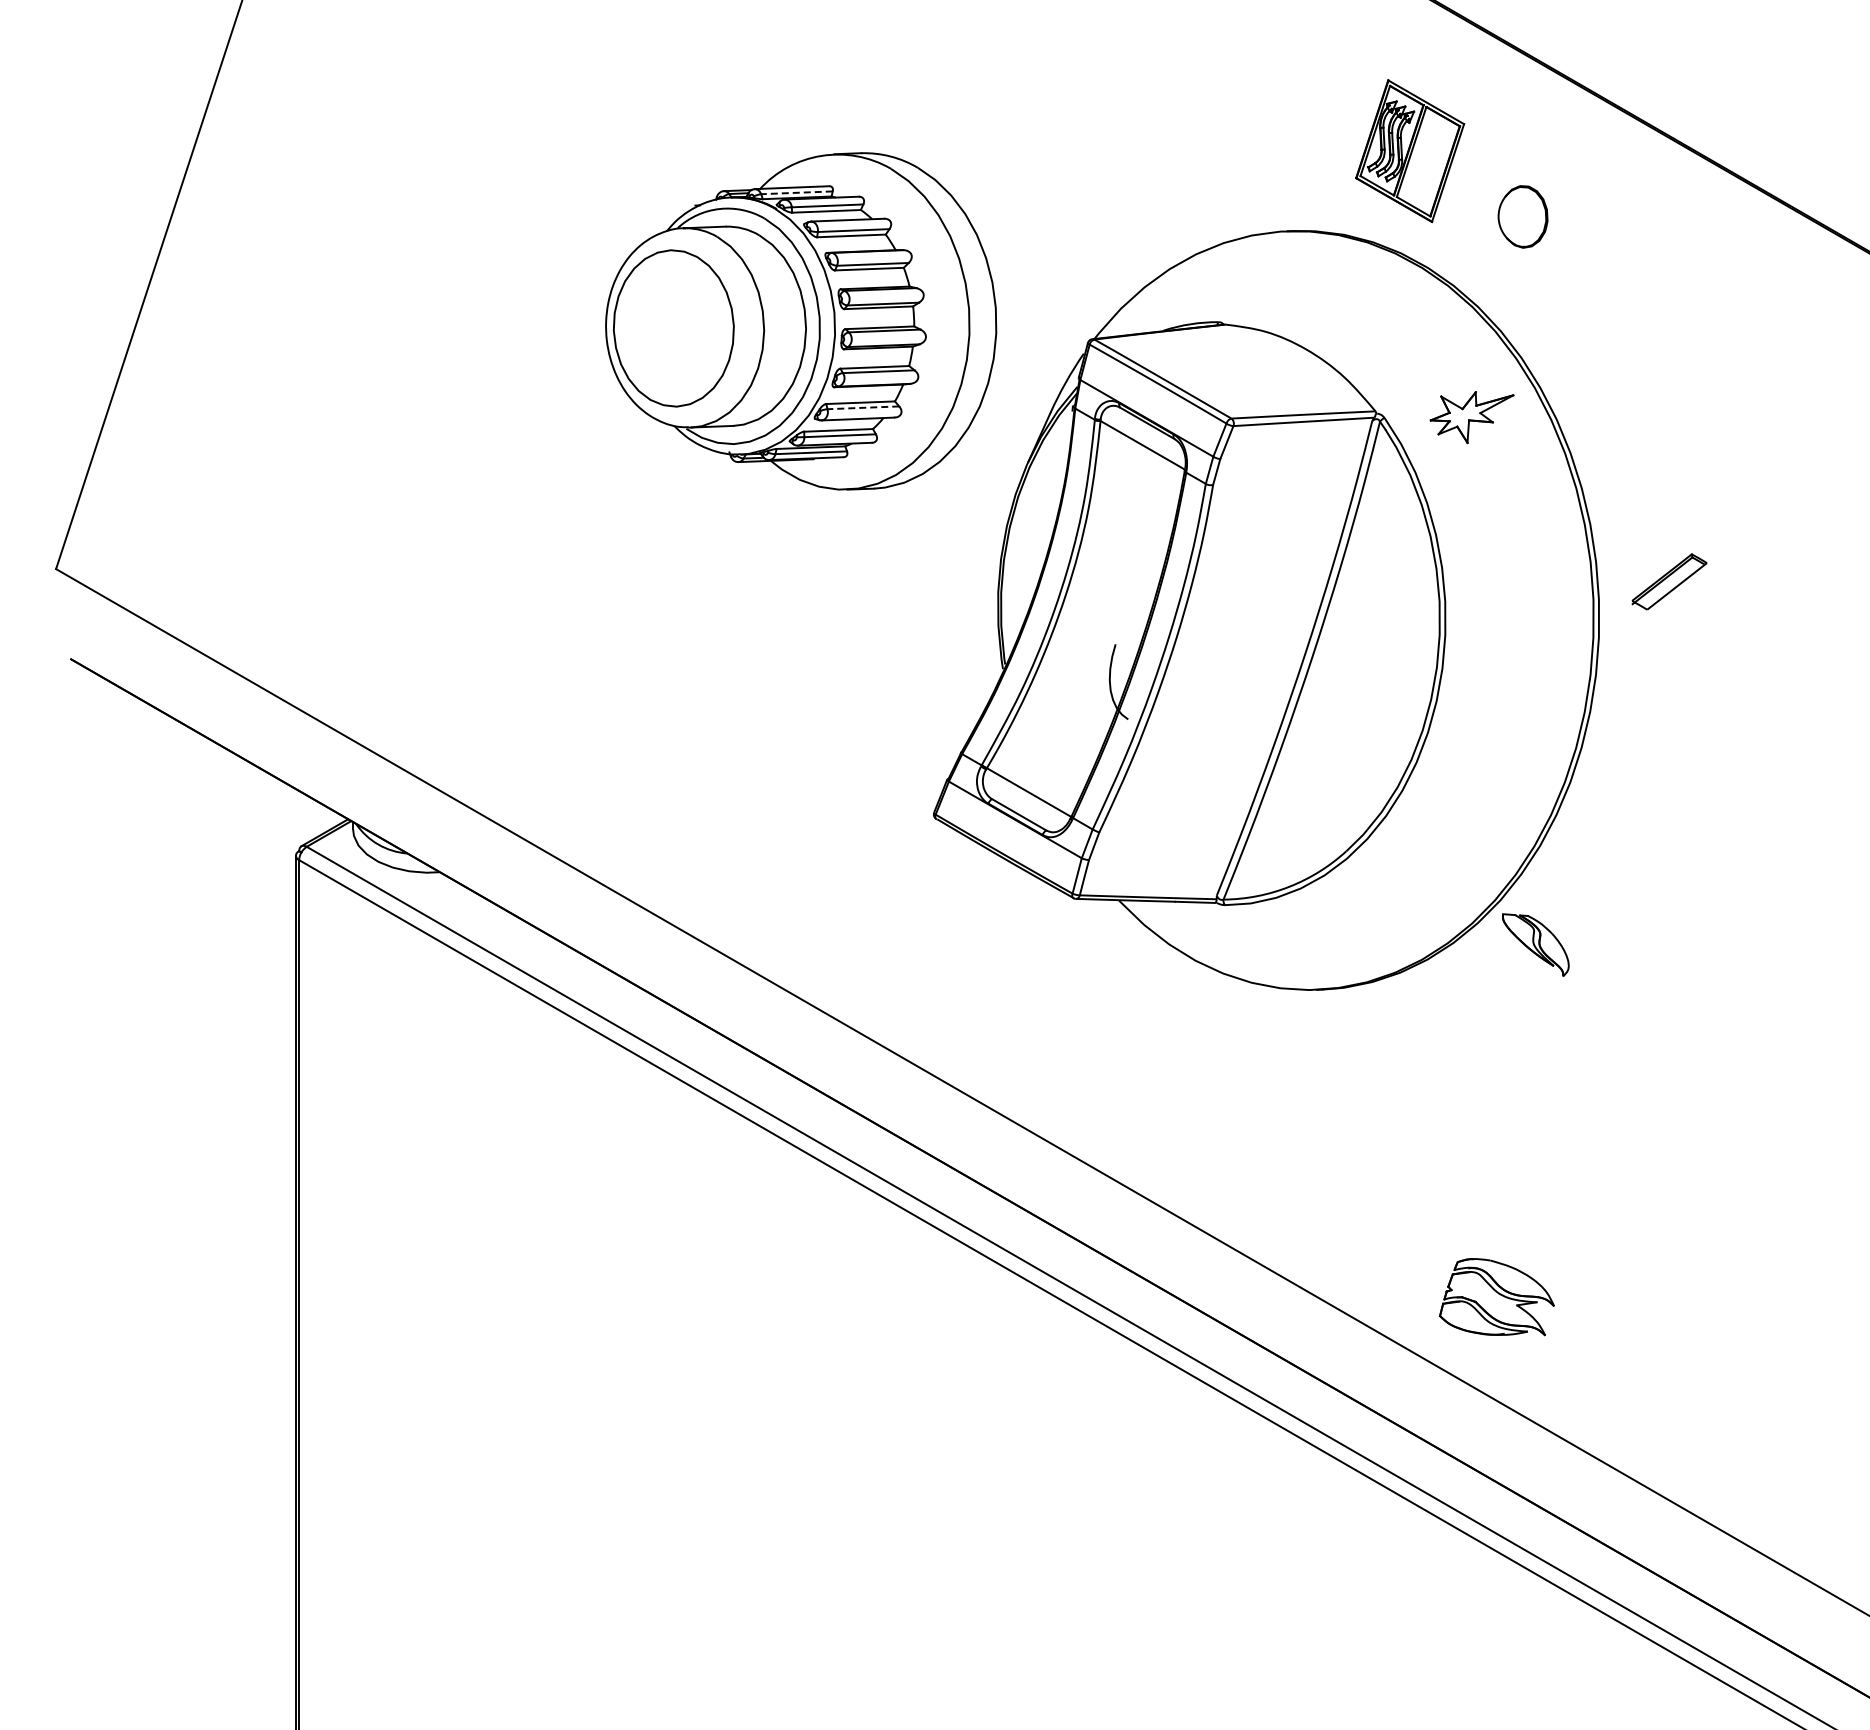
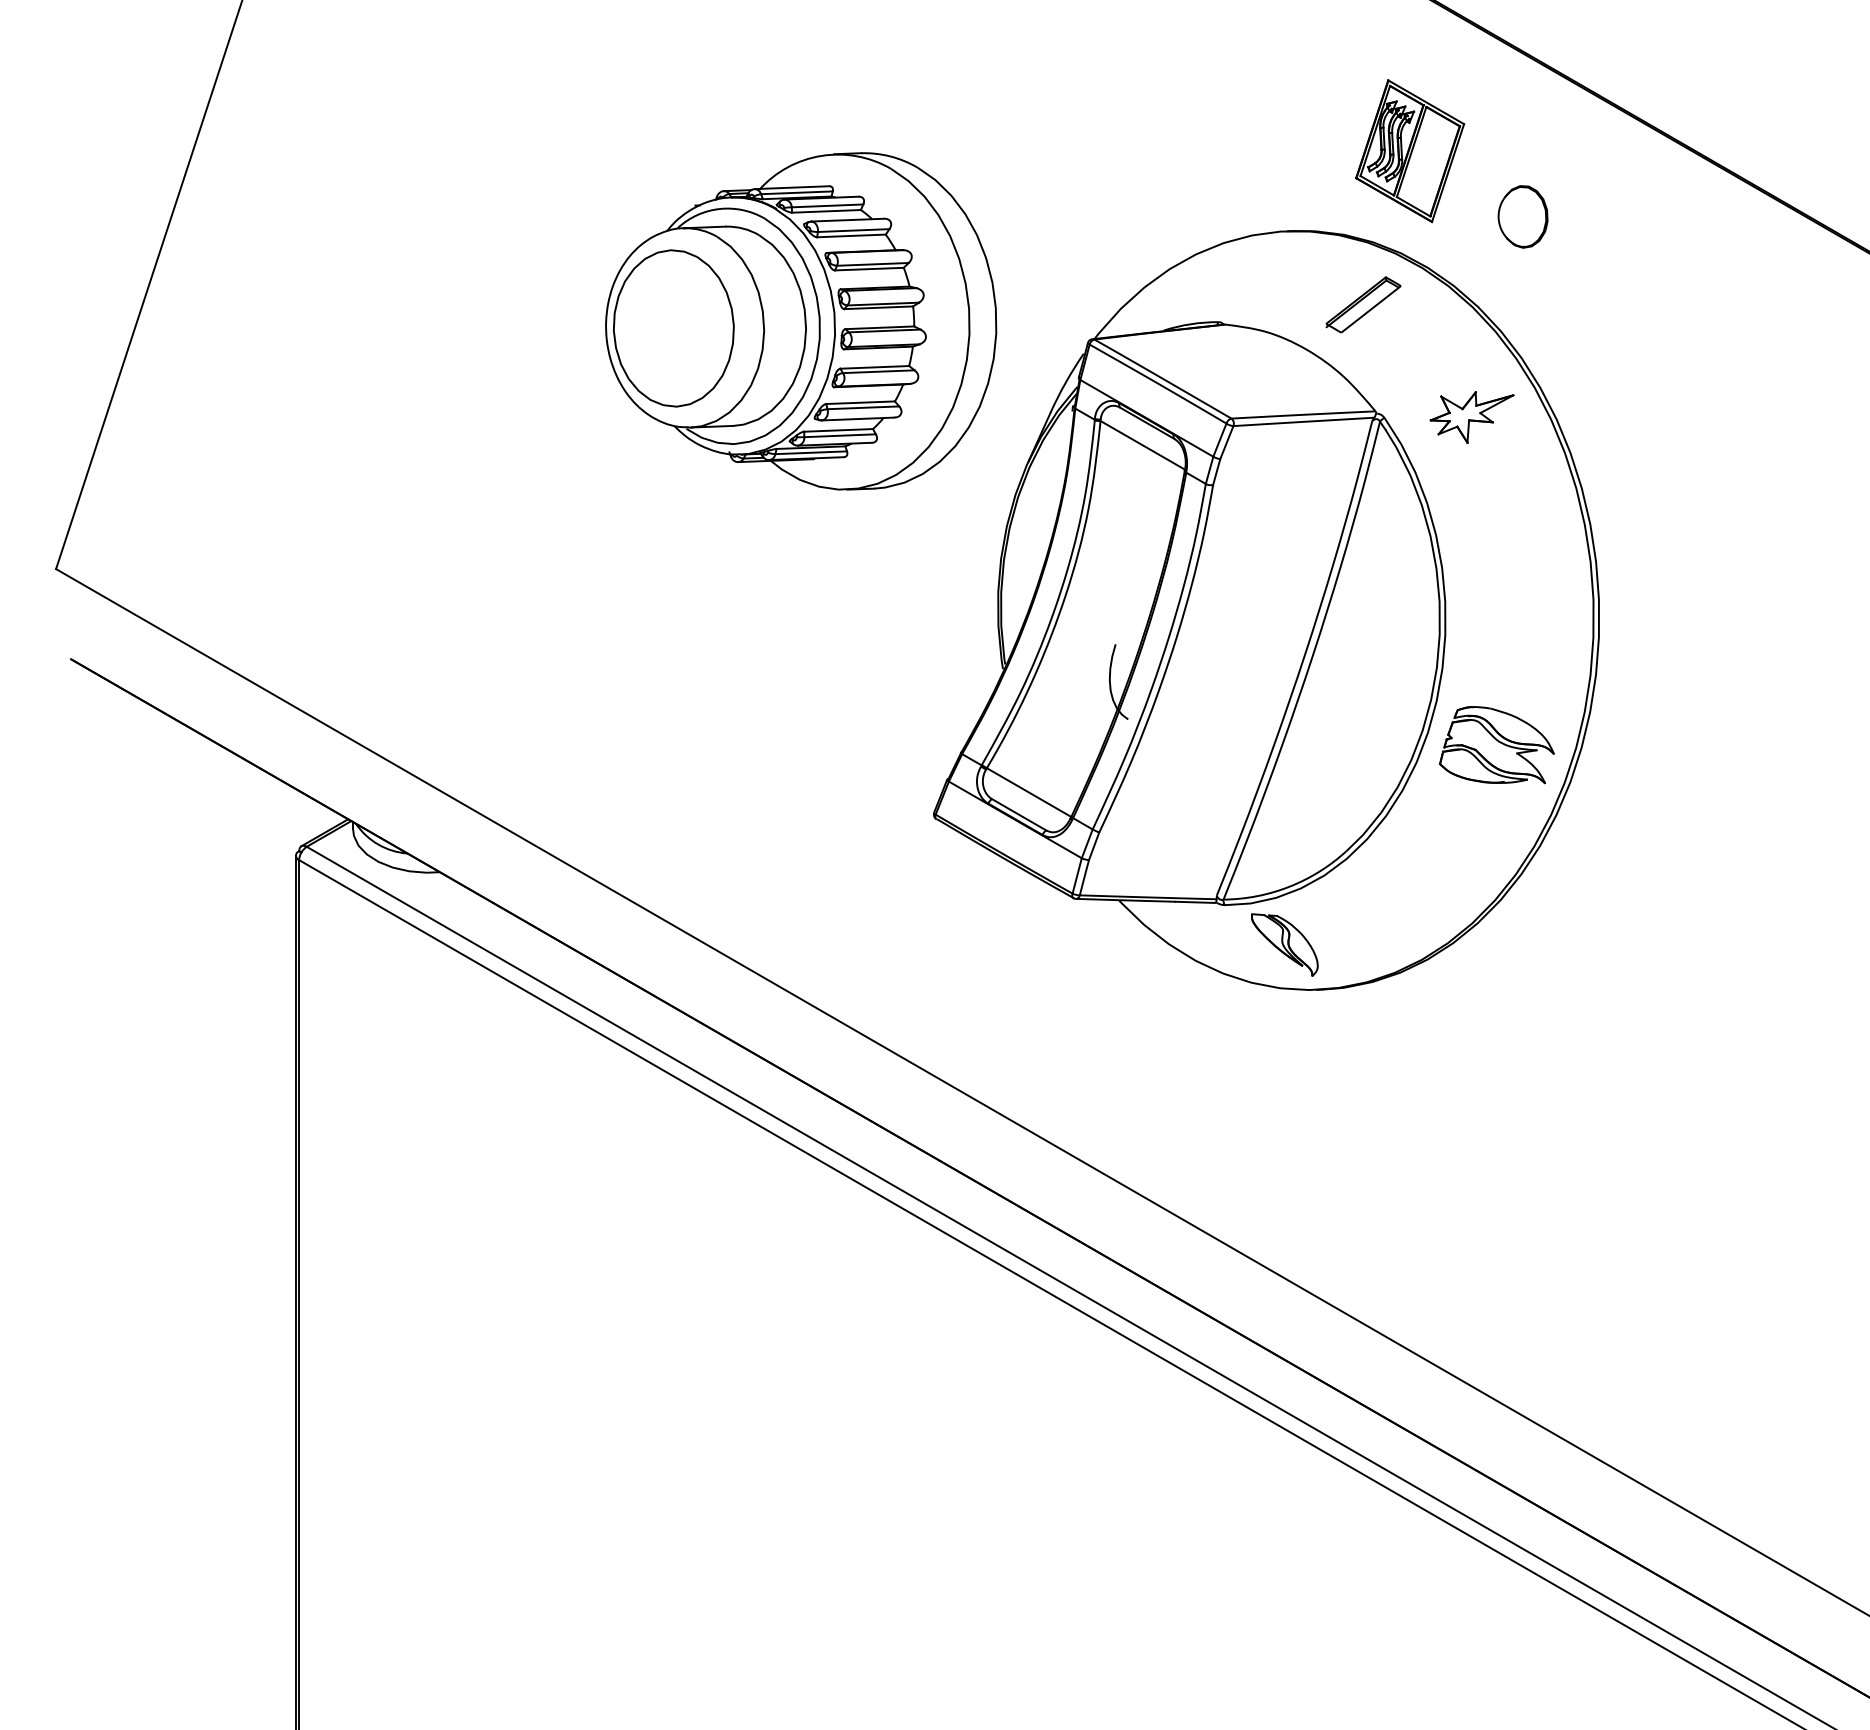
line: dashed -> solid (796, 192)
line: dashed -> solid (863, 407)
part position: (1669, 581) -> (1363, 304) (1363, 304)
part position: (1535, 944) -> (1284, 944) (1284, 944)
part position: (1496, 1297) -> (1496, 745) (1496, 745)
